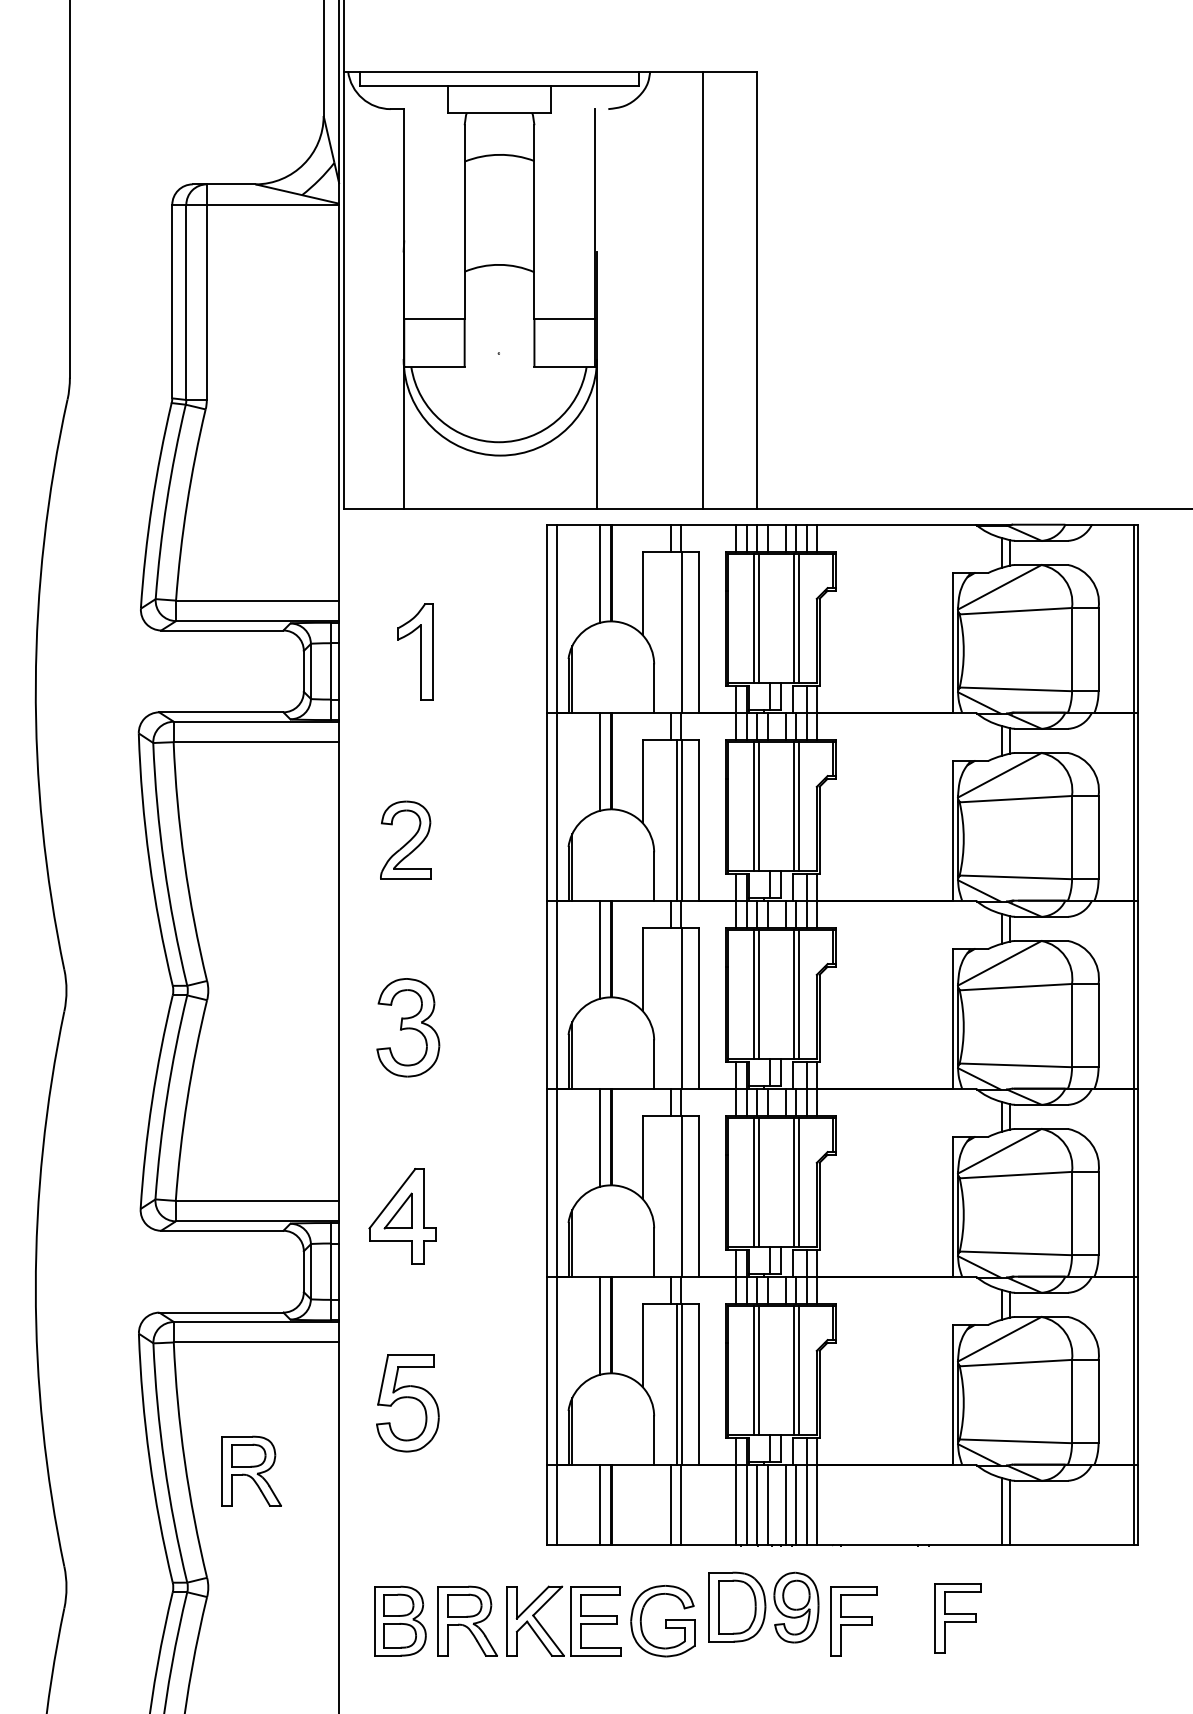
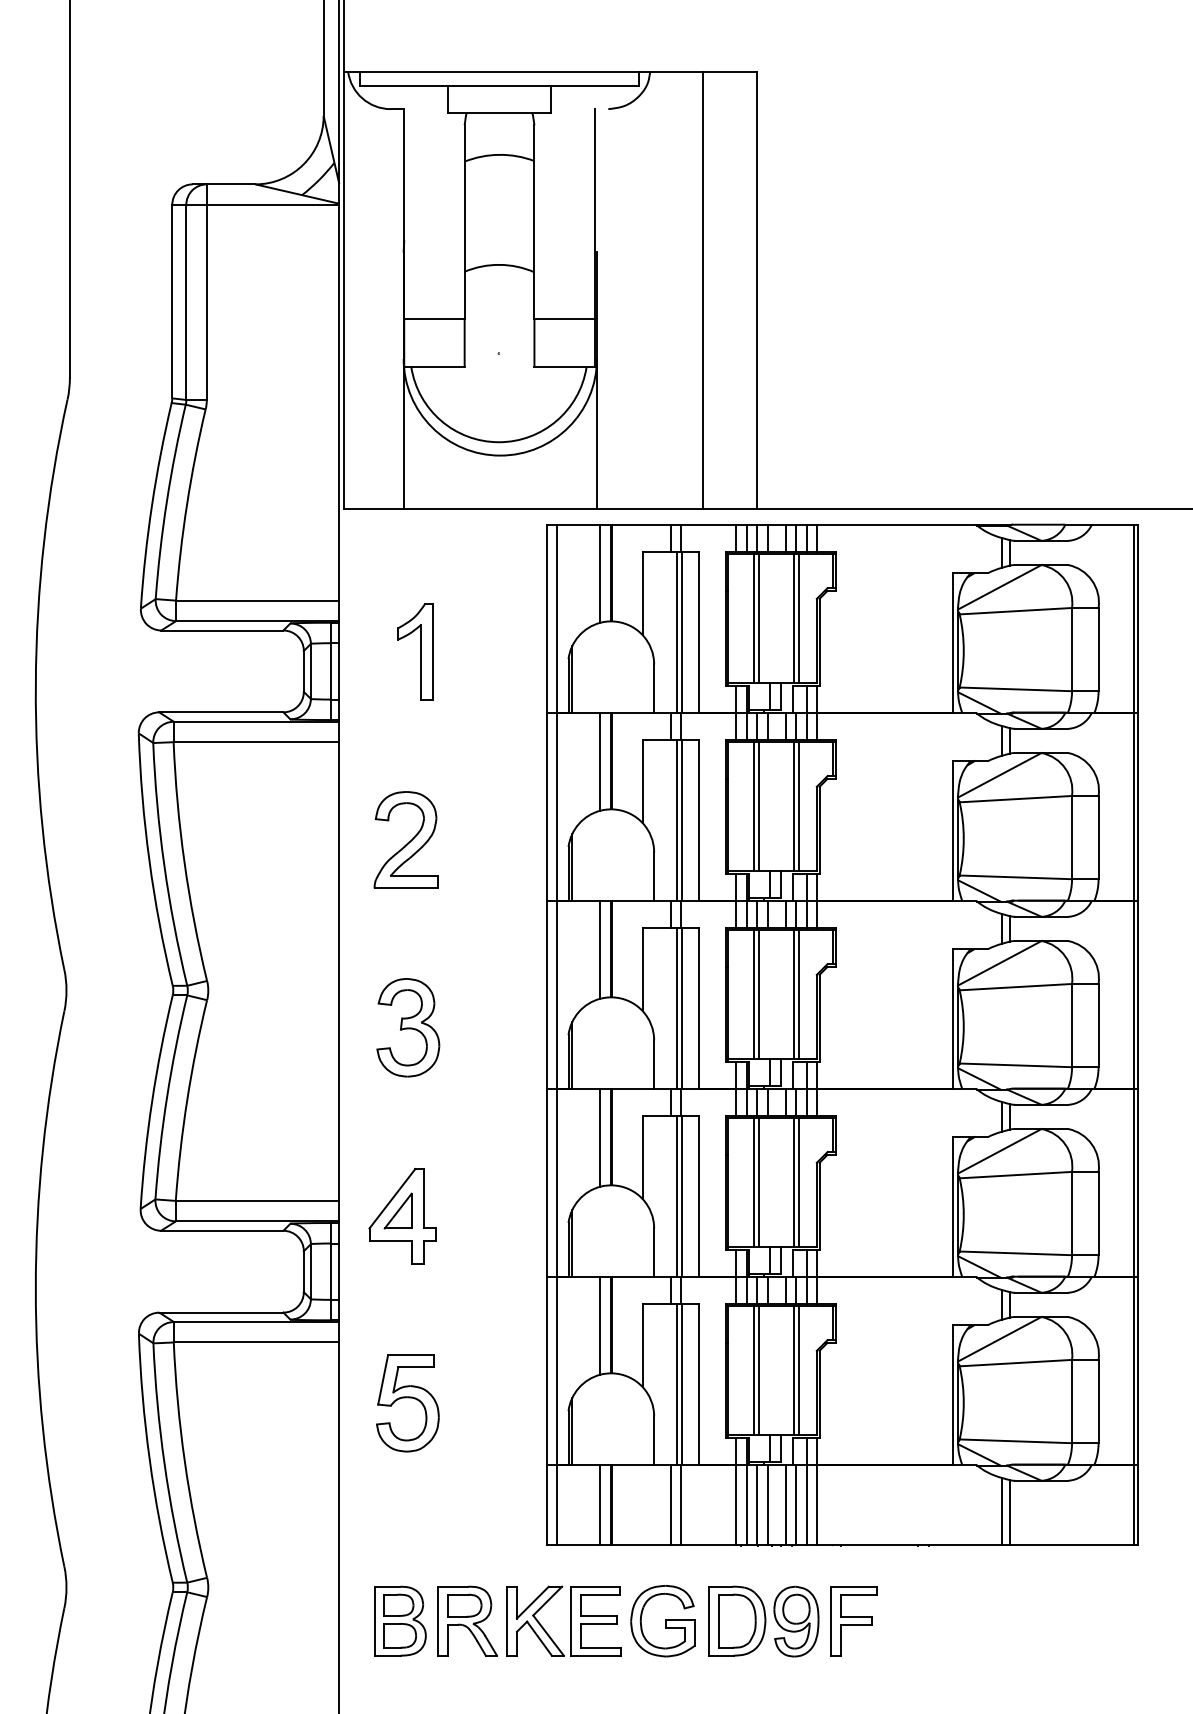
line: none -> present (677, 631)
part size: 52x80 px -> 66x98 px (405, 839)
line: none -> present (677, 1007)
line: none -> present (677, 1195)
part: present -> none (251, 1470)
part position: (763, 1607) -> (763, 1621) (763, 1621)
part: present -> none (957, 1618)
